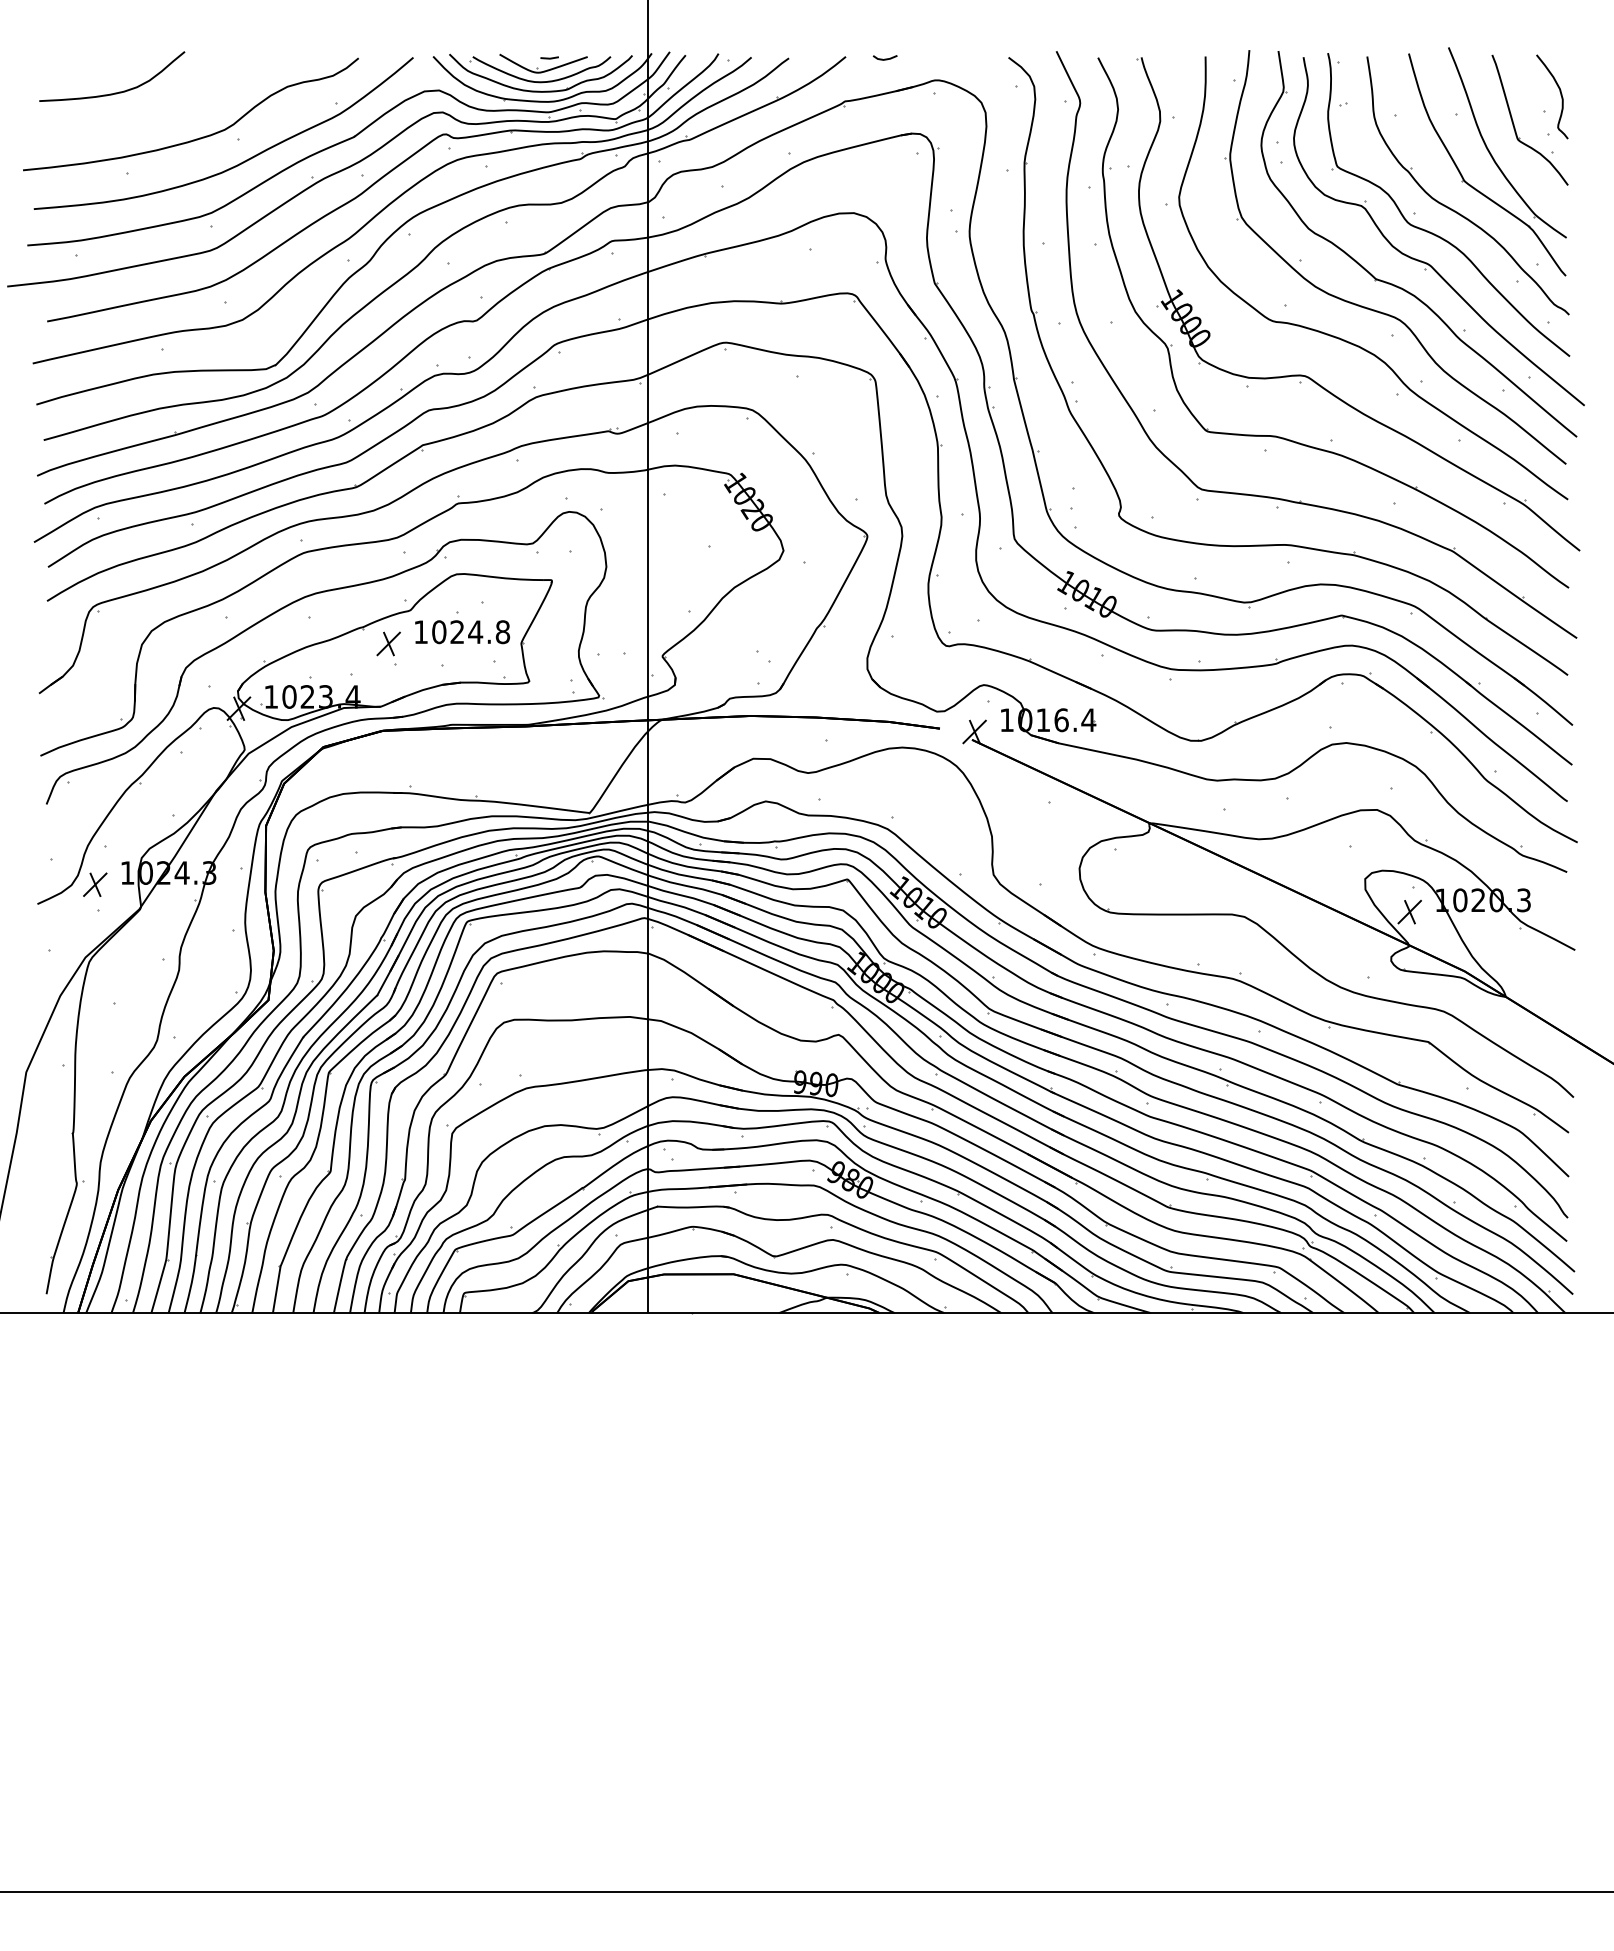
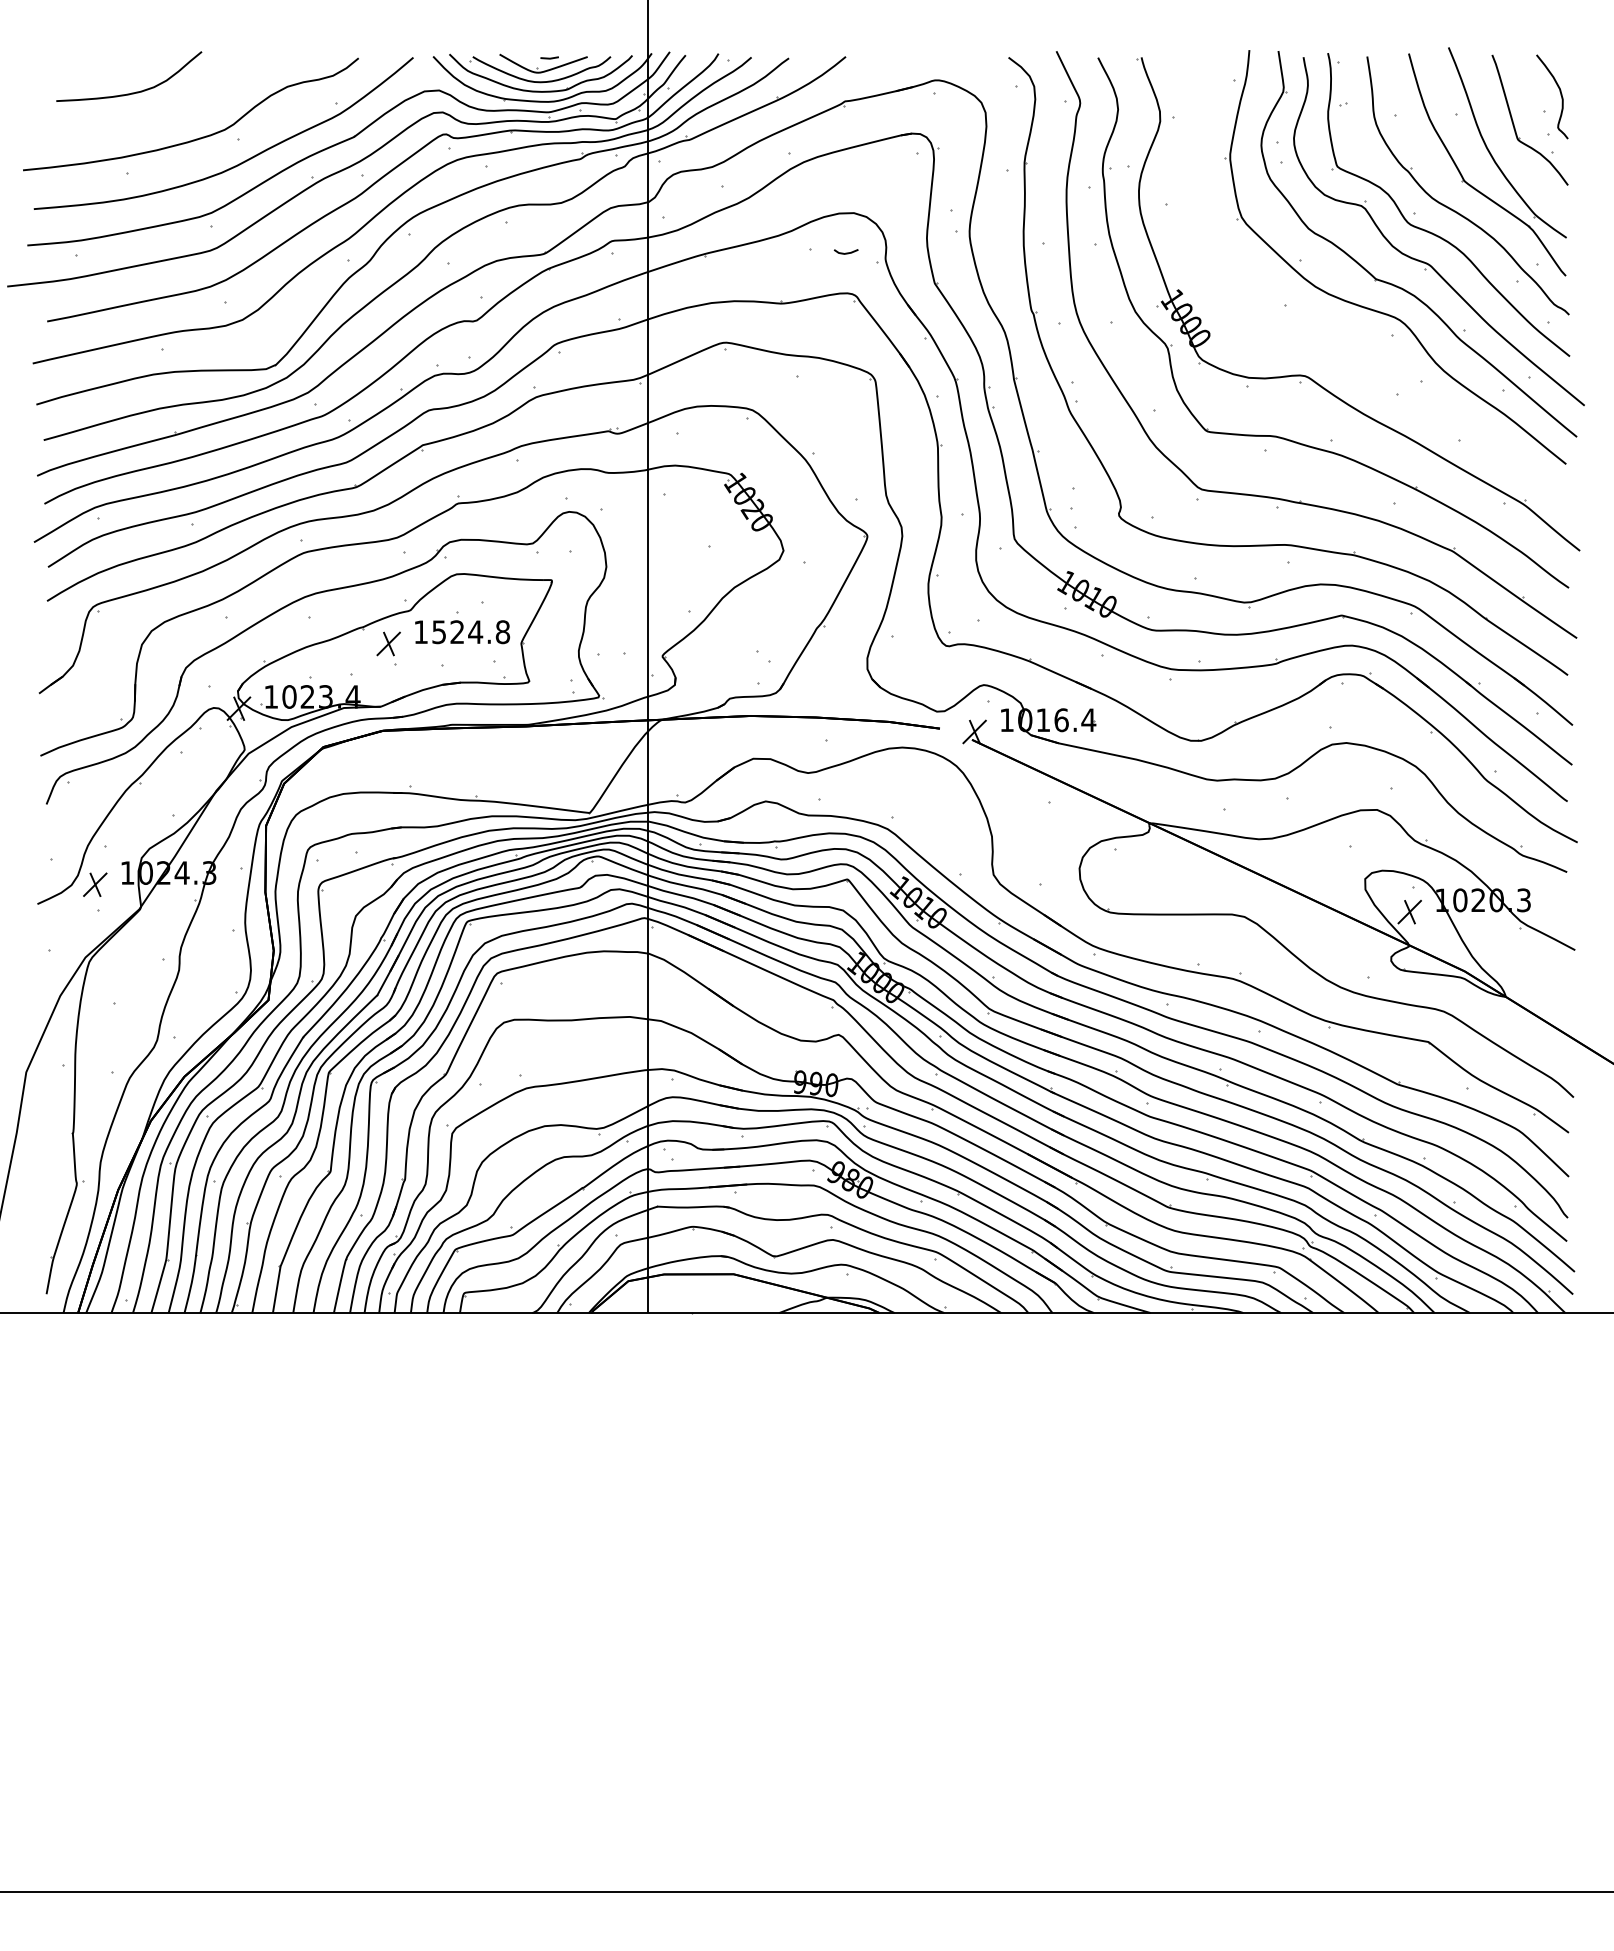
line position: (884, 58) -> (845, 252) (845, 252)
curve position: (114, 92) -> (131, 92) (131, 92)
curve: present -> none (1349, 341)
text: 1024.8 -> 1524.8 (439, 632)
